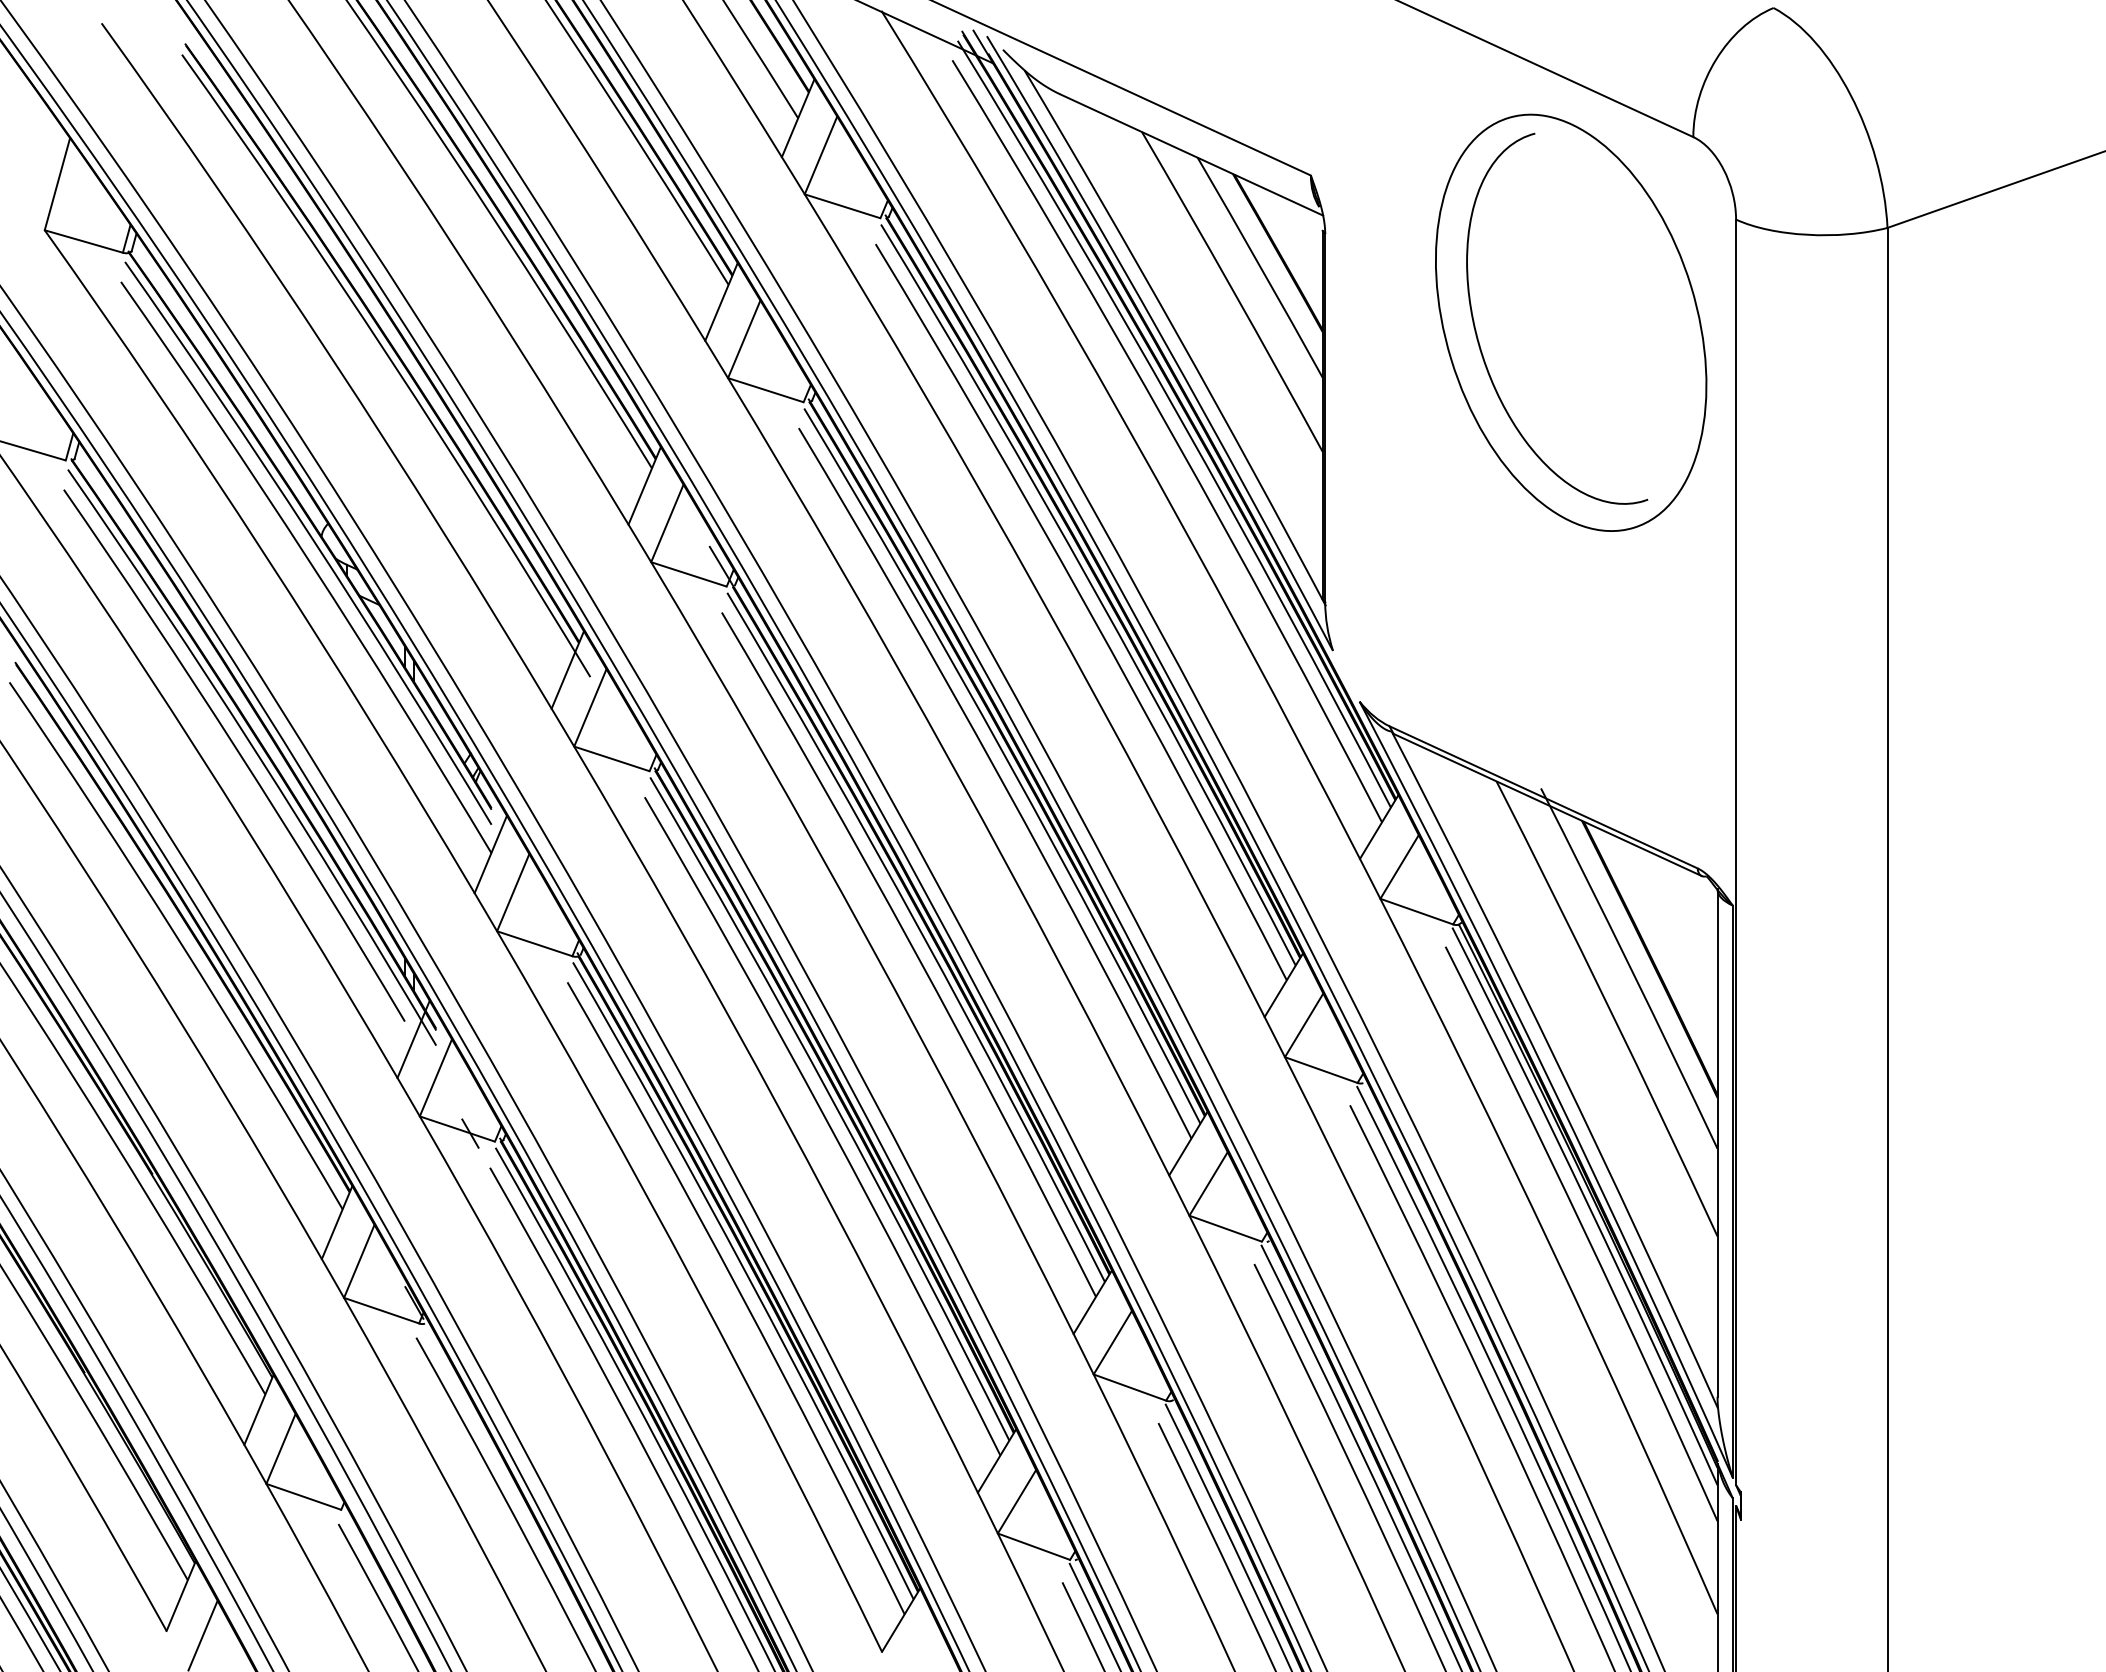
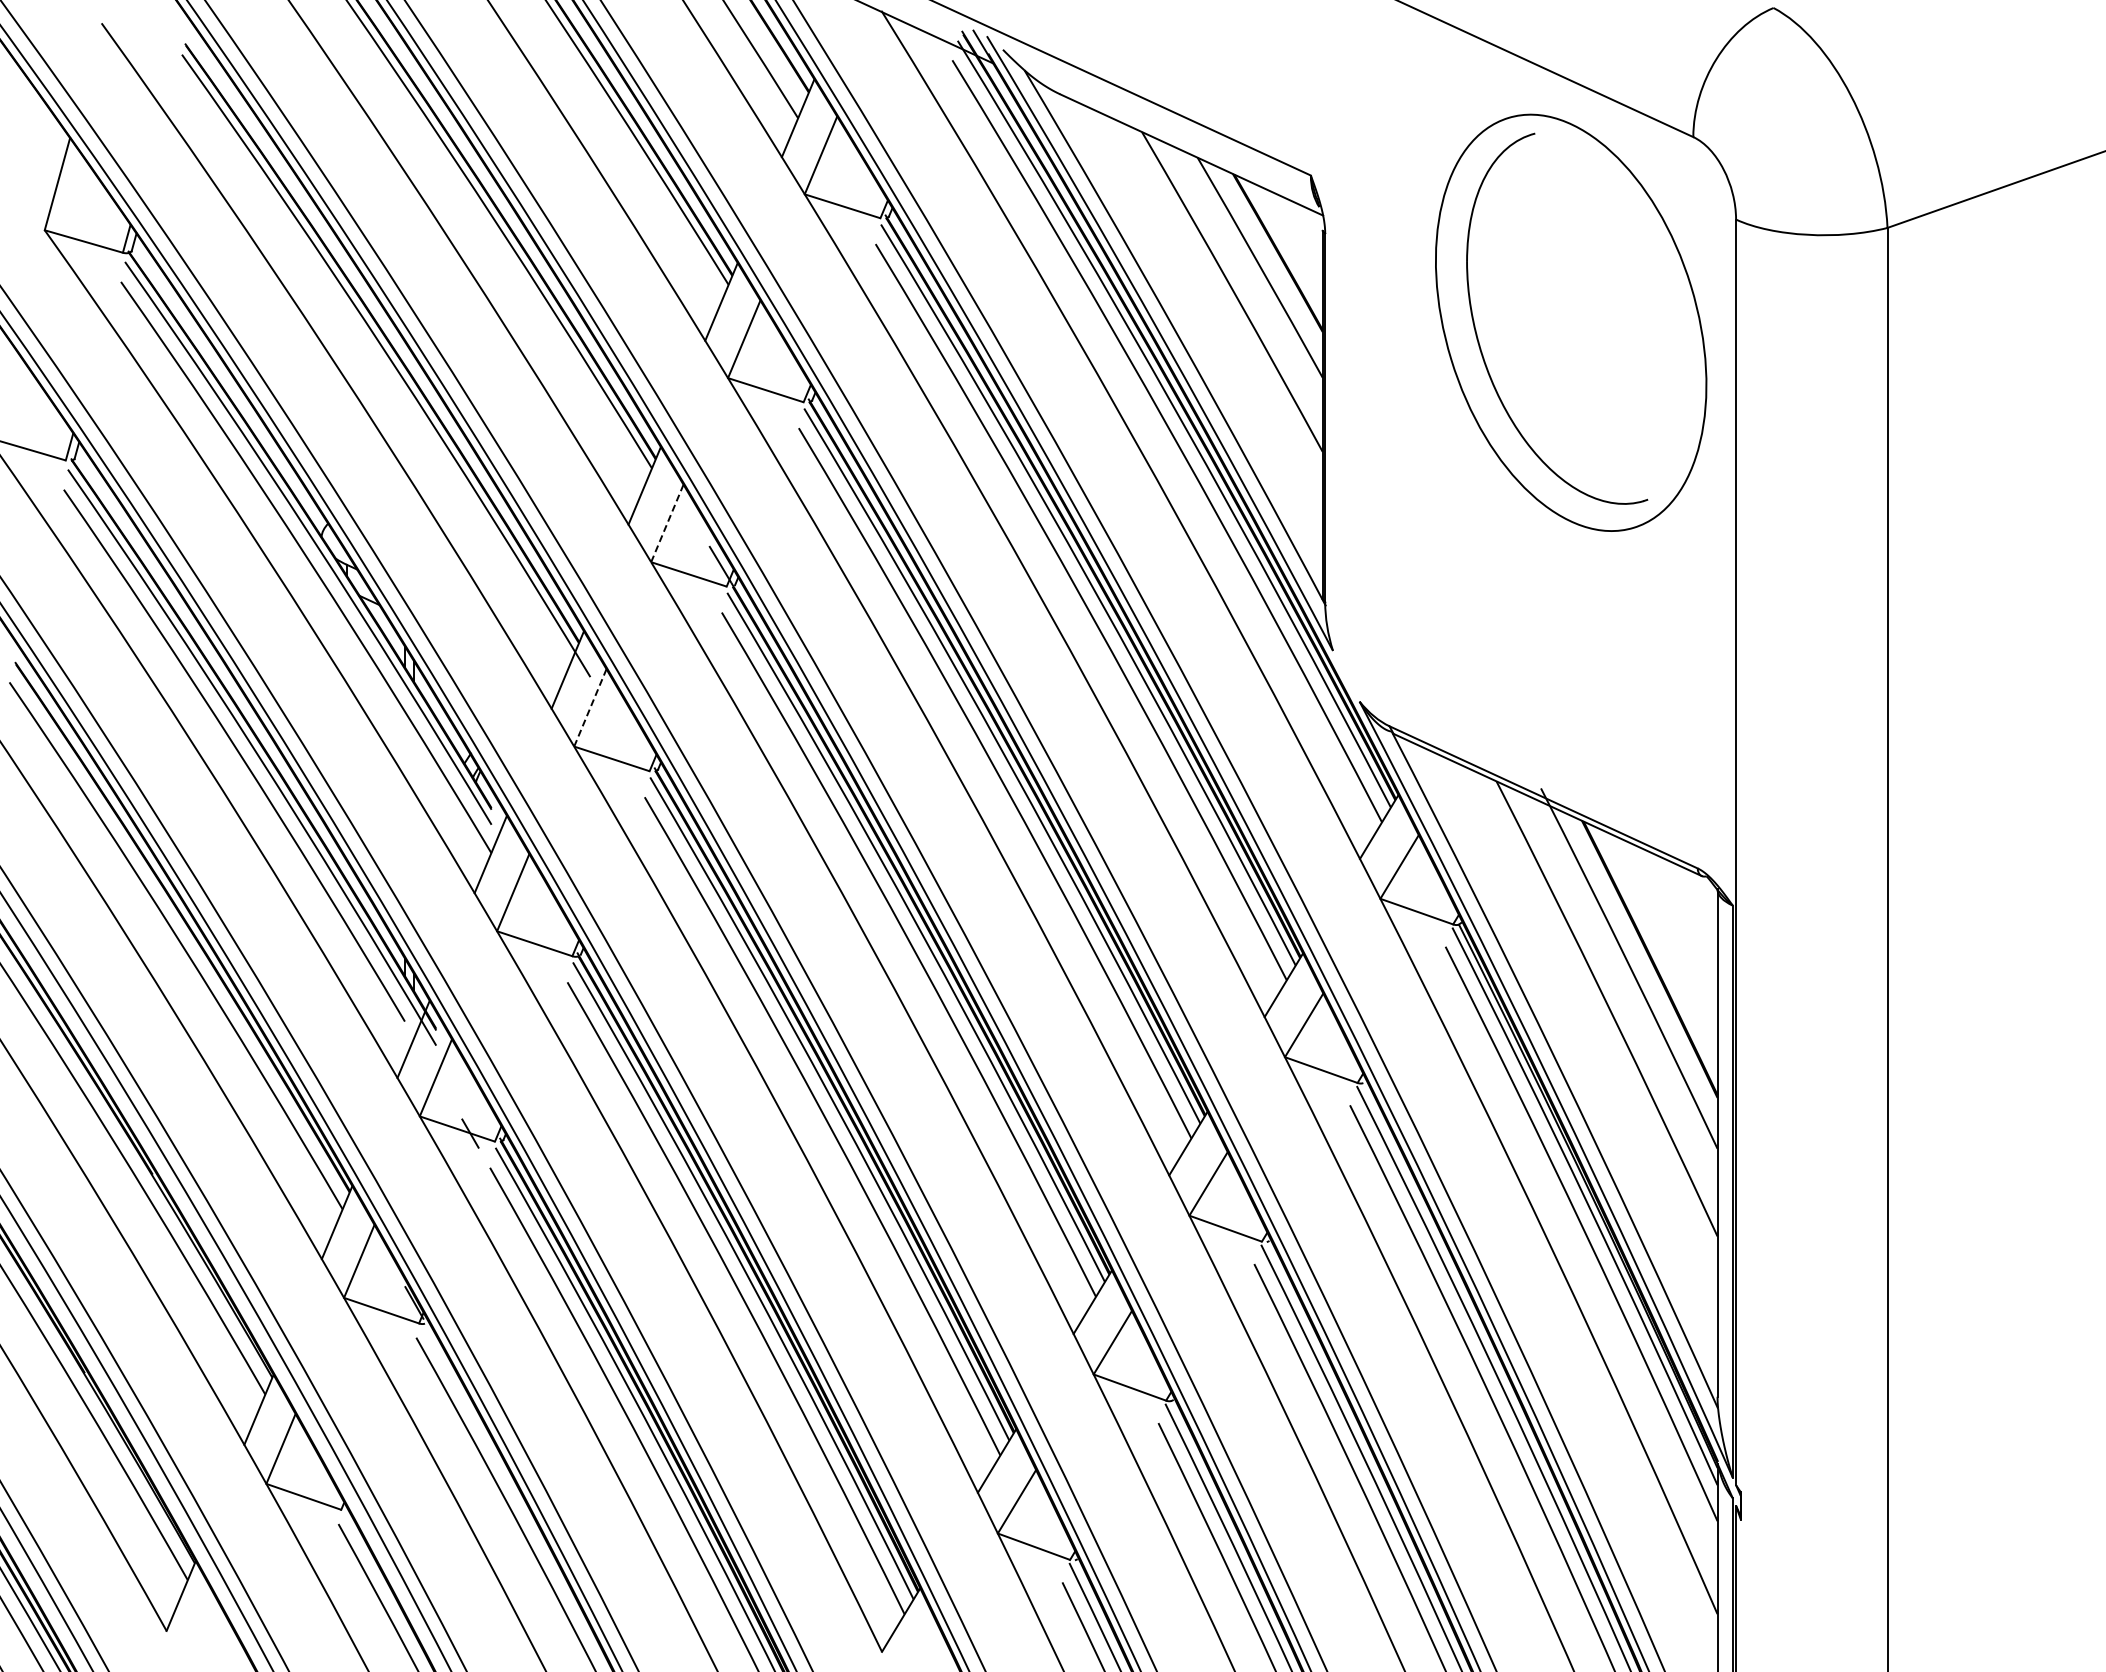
line: solid -> dashed (667, 523)
line: solid -> dashed (590, 707)
line: present -> none (203, 1634)
